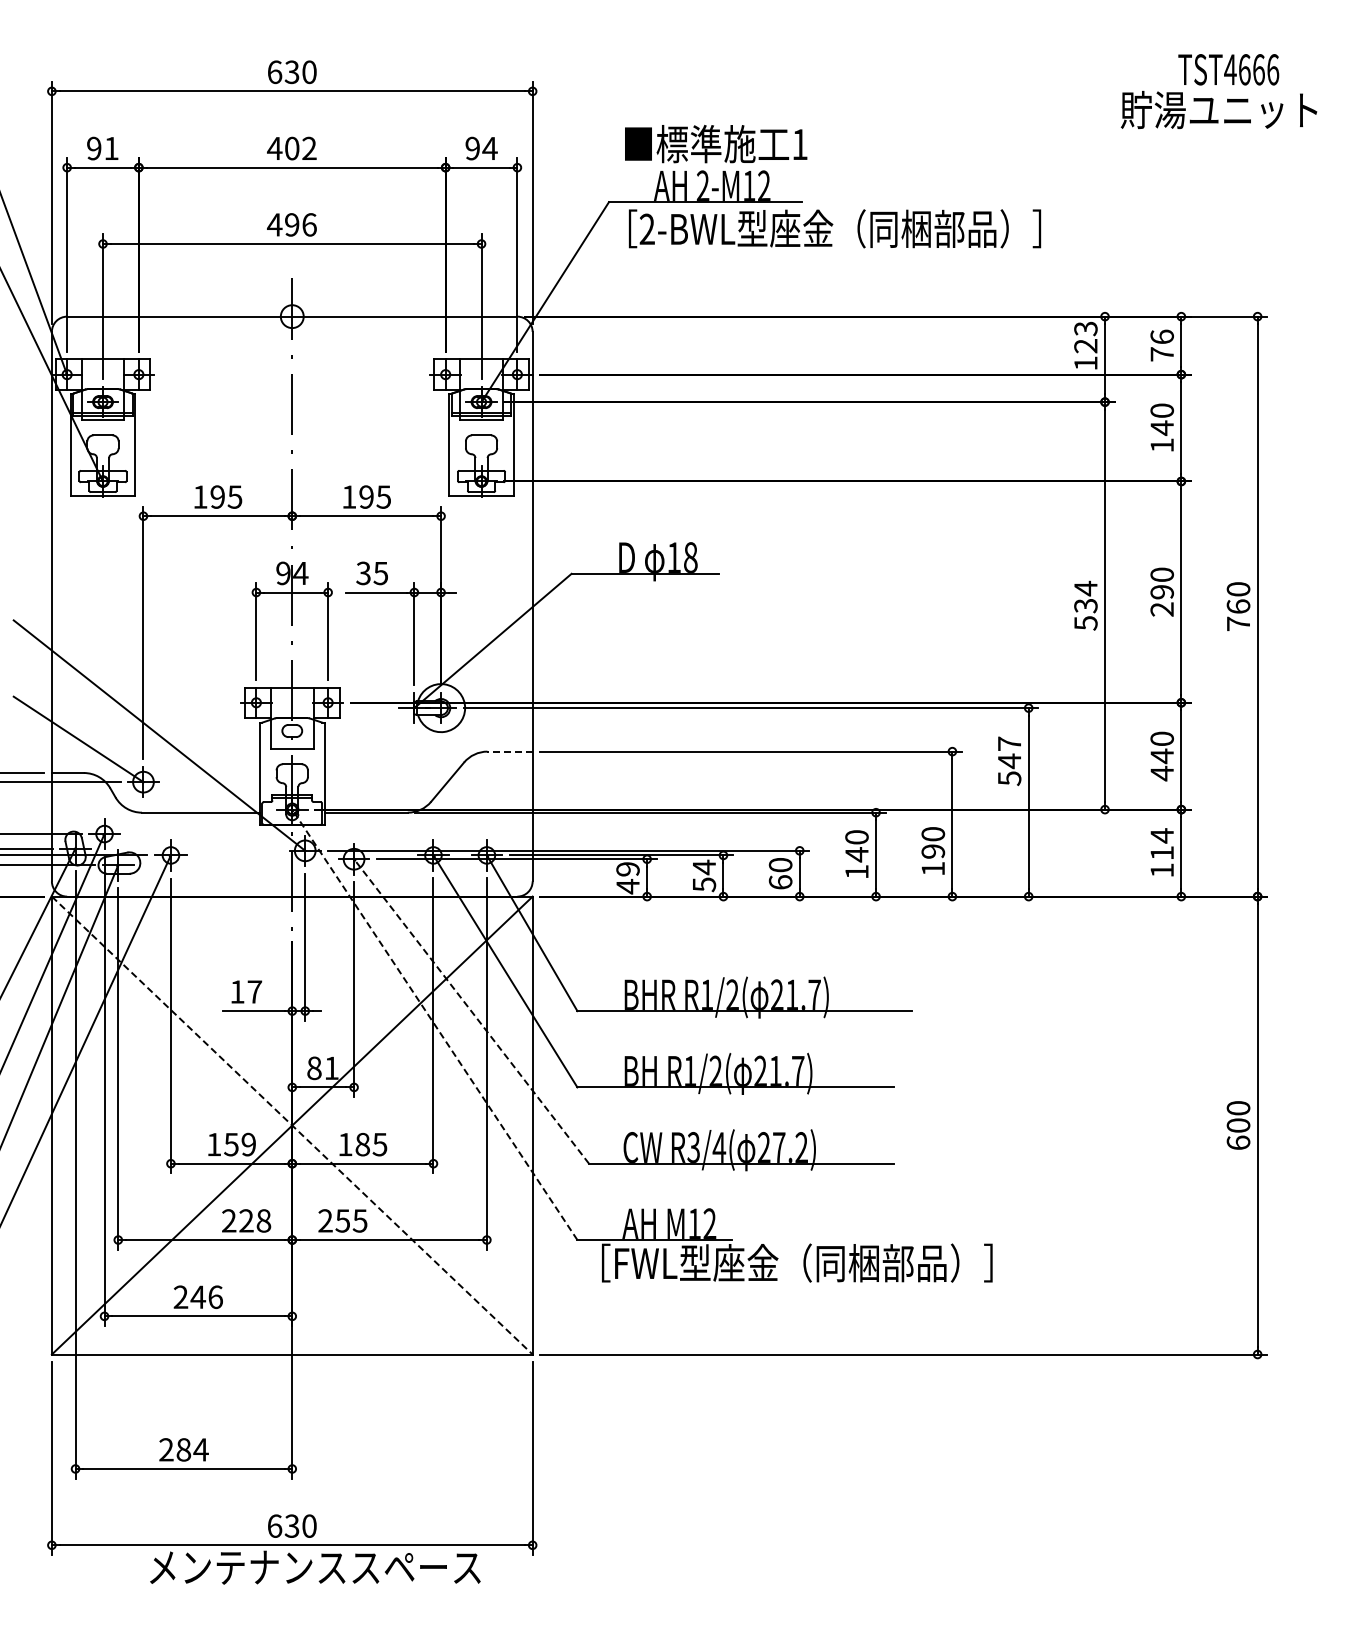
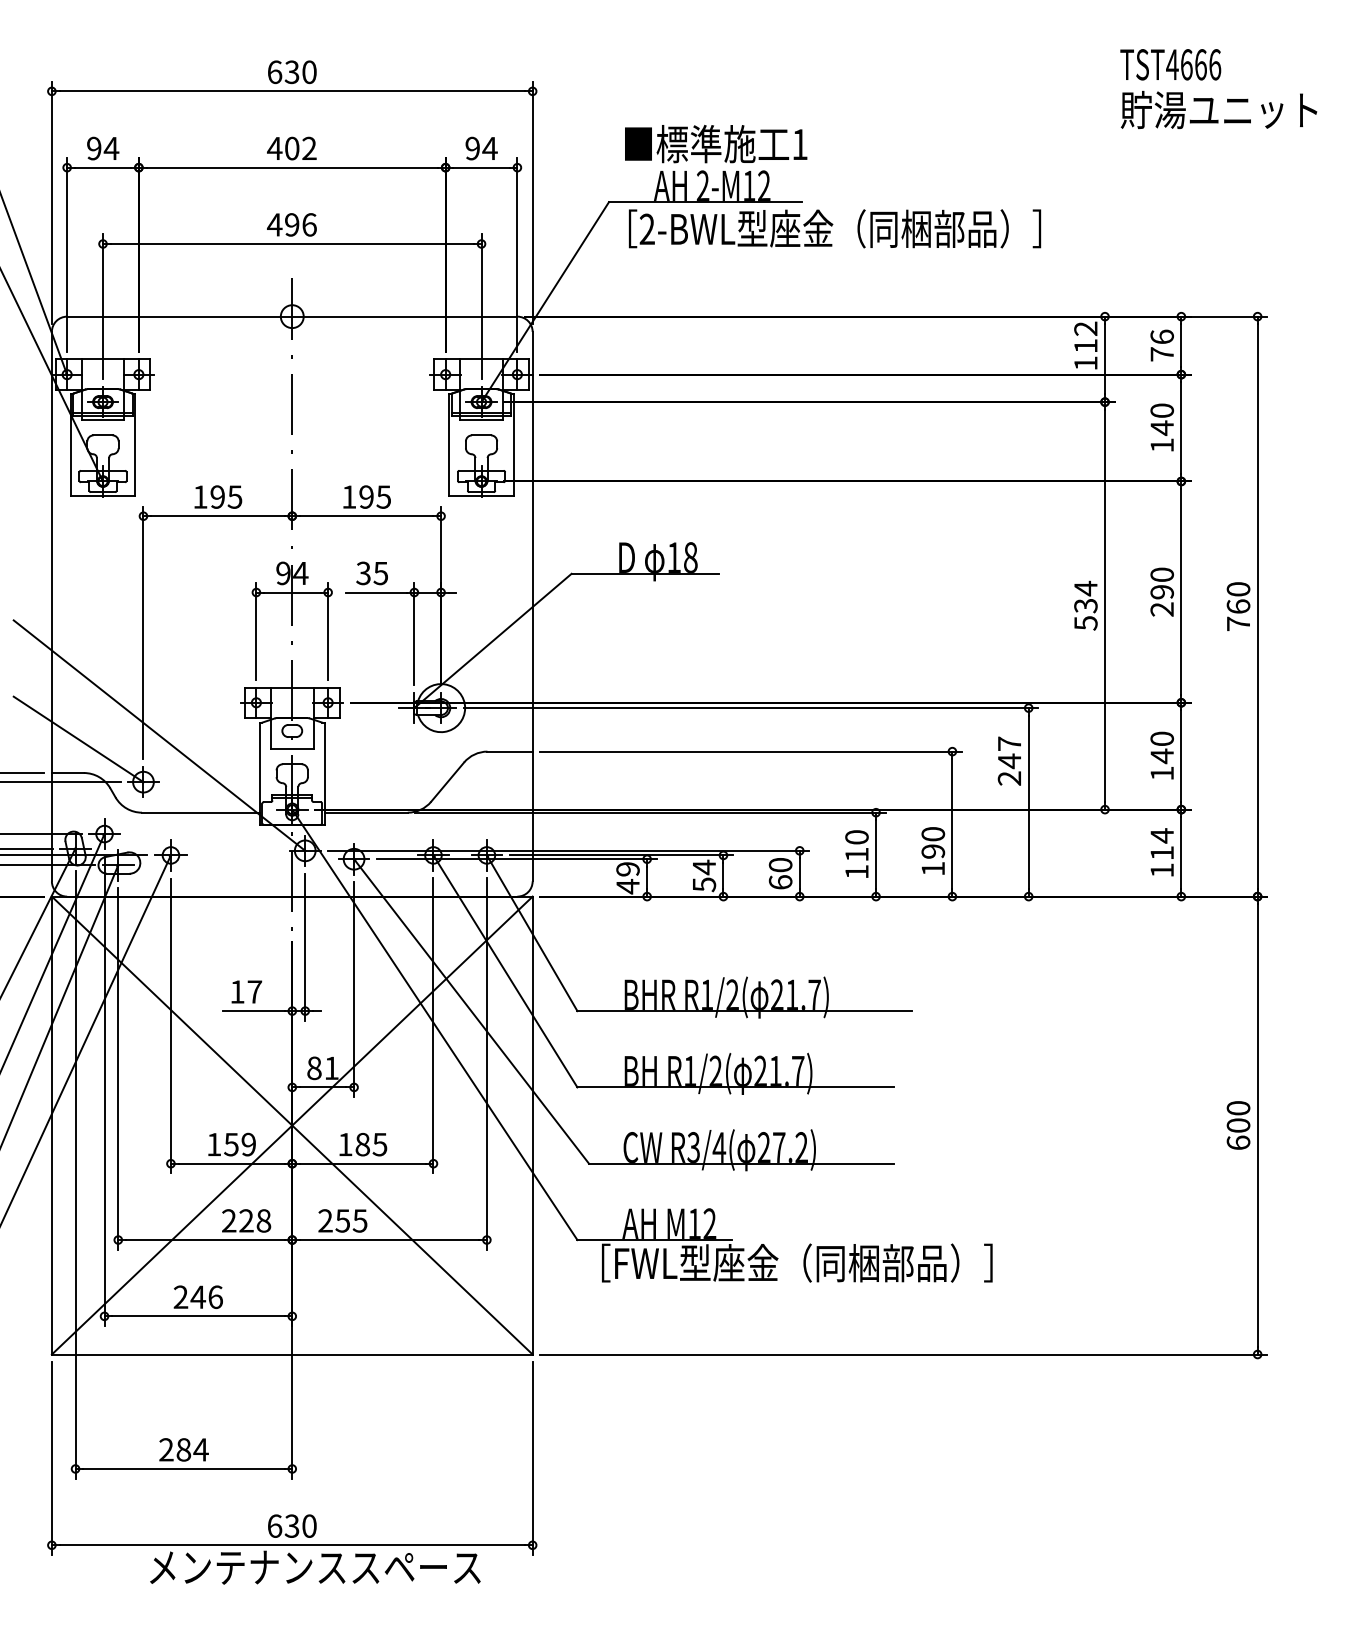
text position: (1228, 69) -> (1170, 64) (1170, 64)
text: 91 -> 94 (111, 148)
text: 123 -> 112 (1085, 337)
line: dashed -> solid (510, 751)
text: 440 -> 140 (1161, 773)
text: 547 -> 247 (1009, 778)
text: 140 -> 110 (856, 854)
line: dashed -> solid (471, 1011)
line: dashed -> solid (434, 1024)
line: dashed -> solid (292, 1125)
